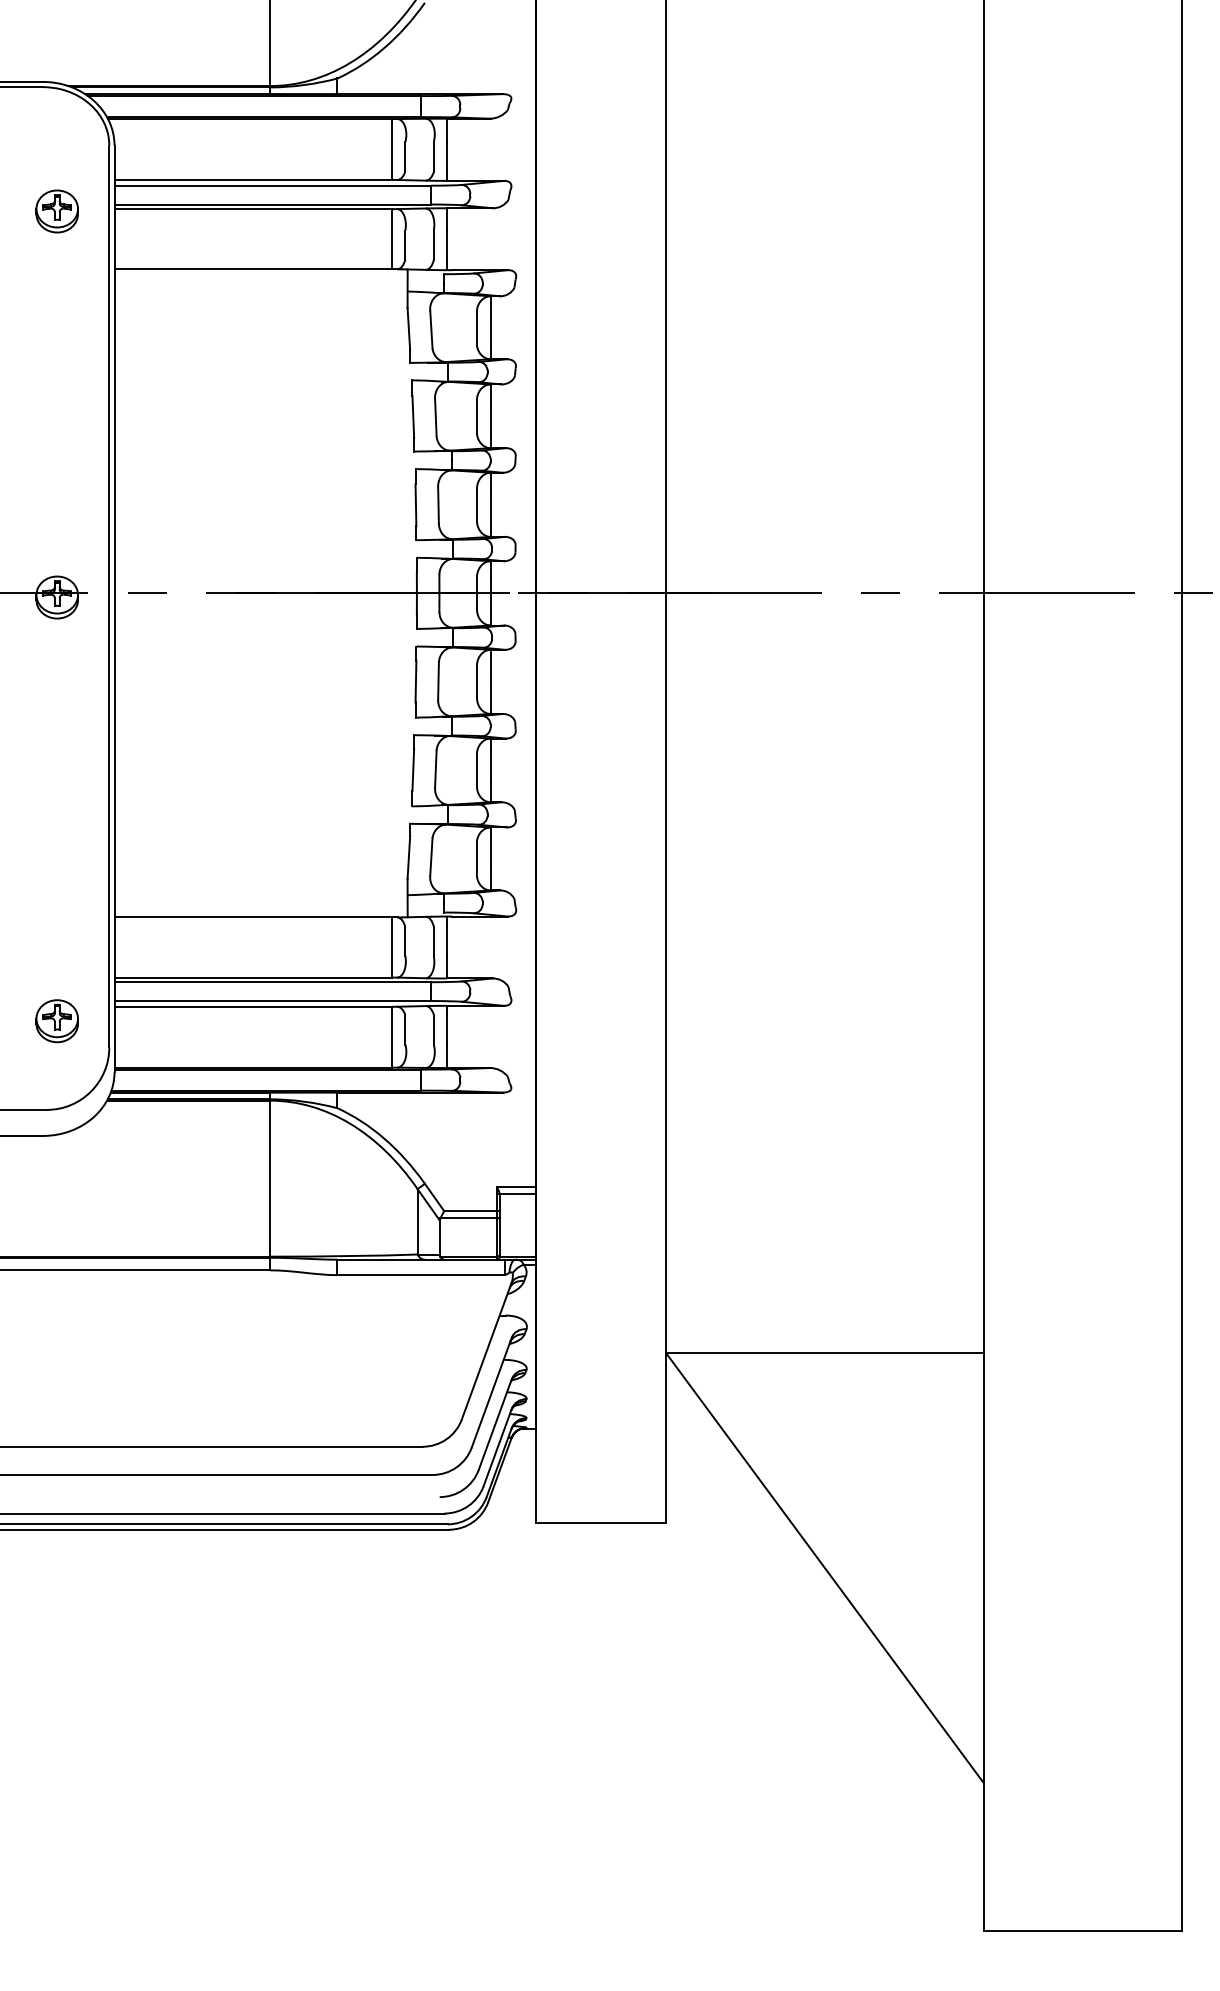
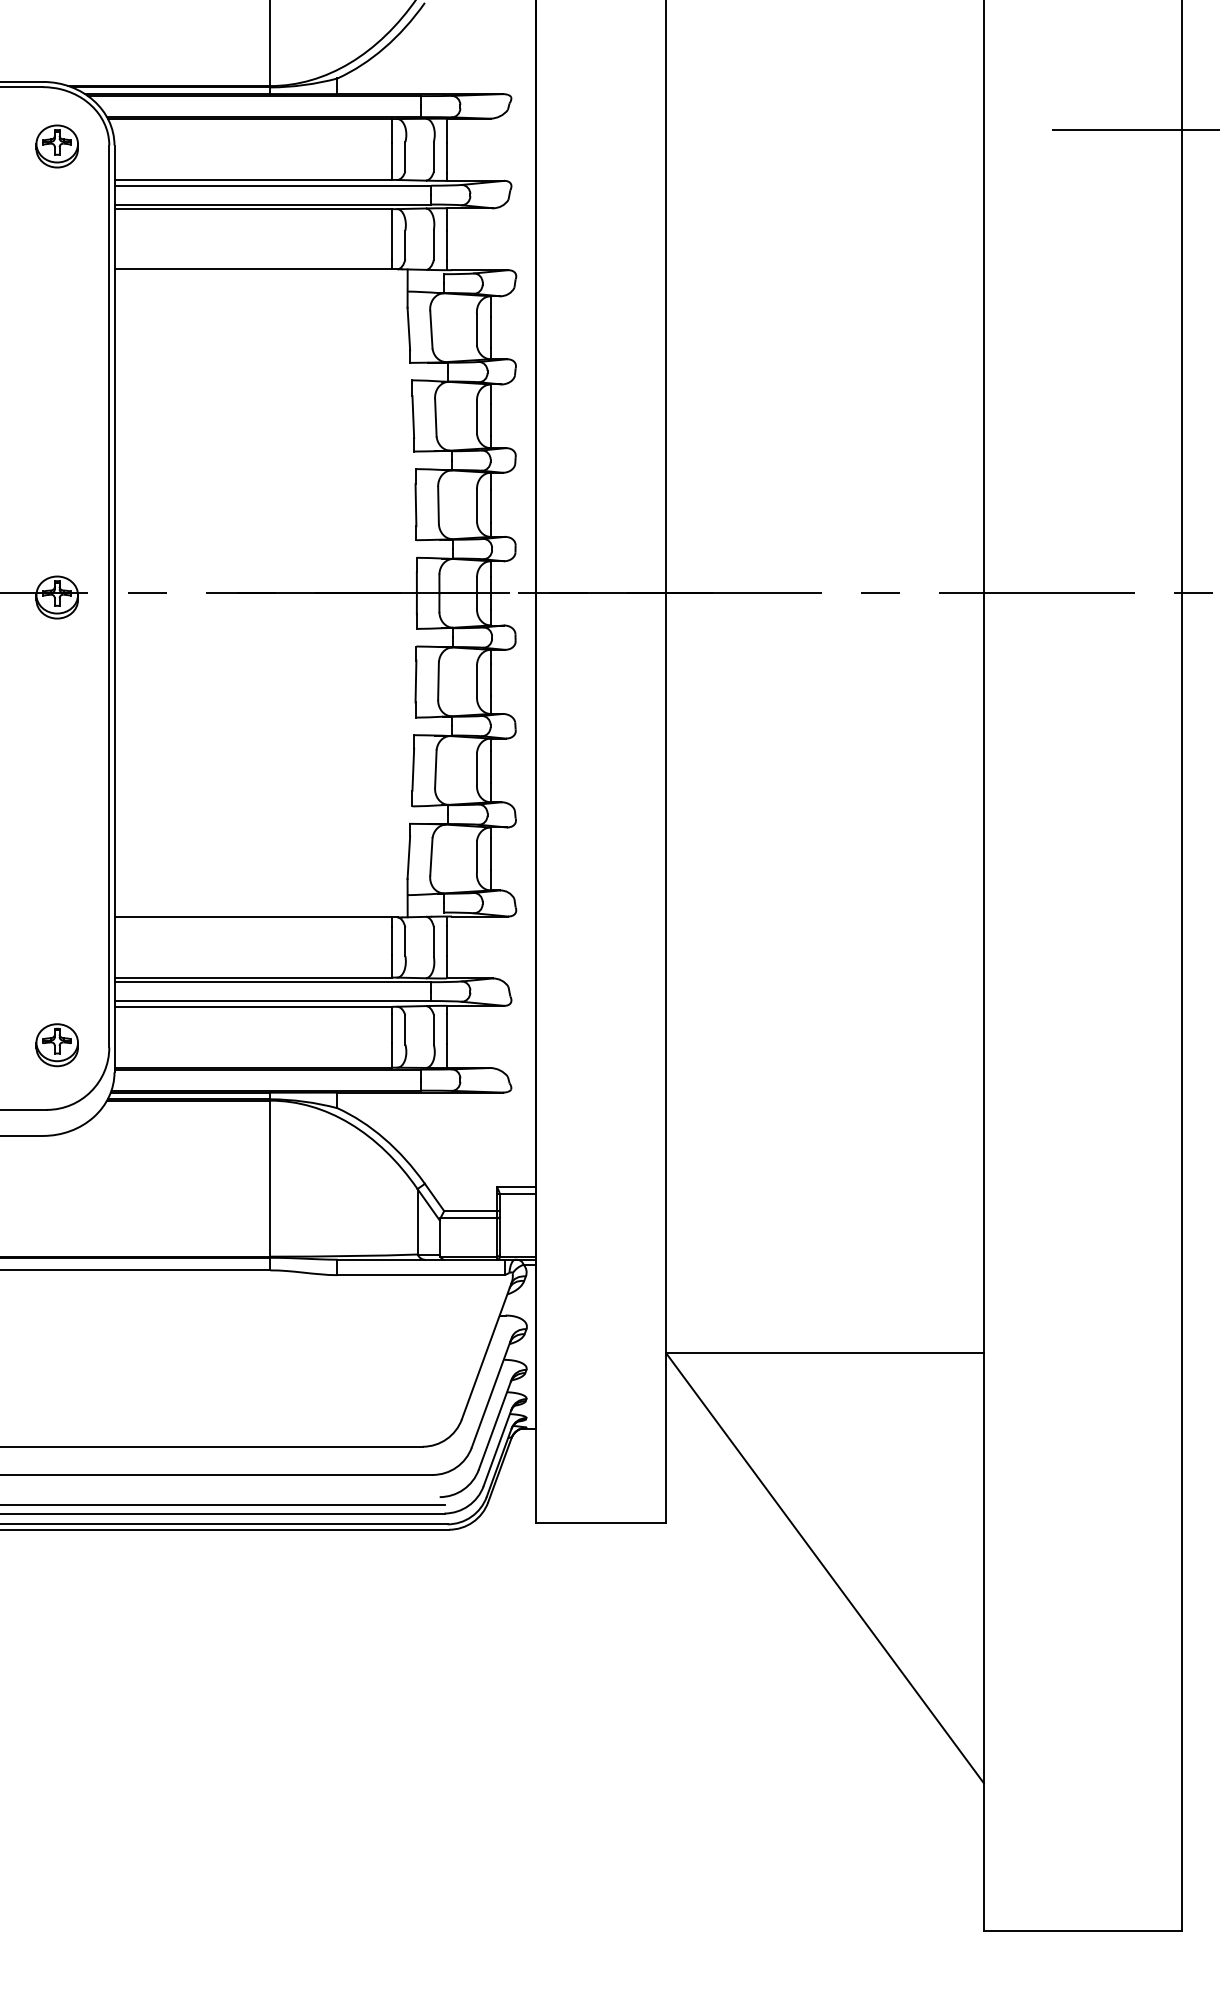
line: none -> present (1133, 130)
part position: (56, 211) -> (56, 146) (56, 146)
part position: (56, 1021) -> (56, 1045) (56, 1045)
line: none -> present (223, 1504)
